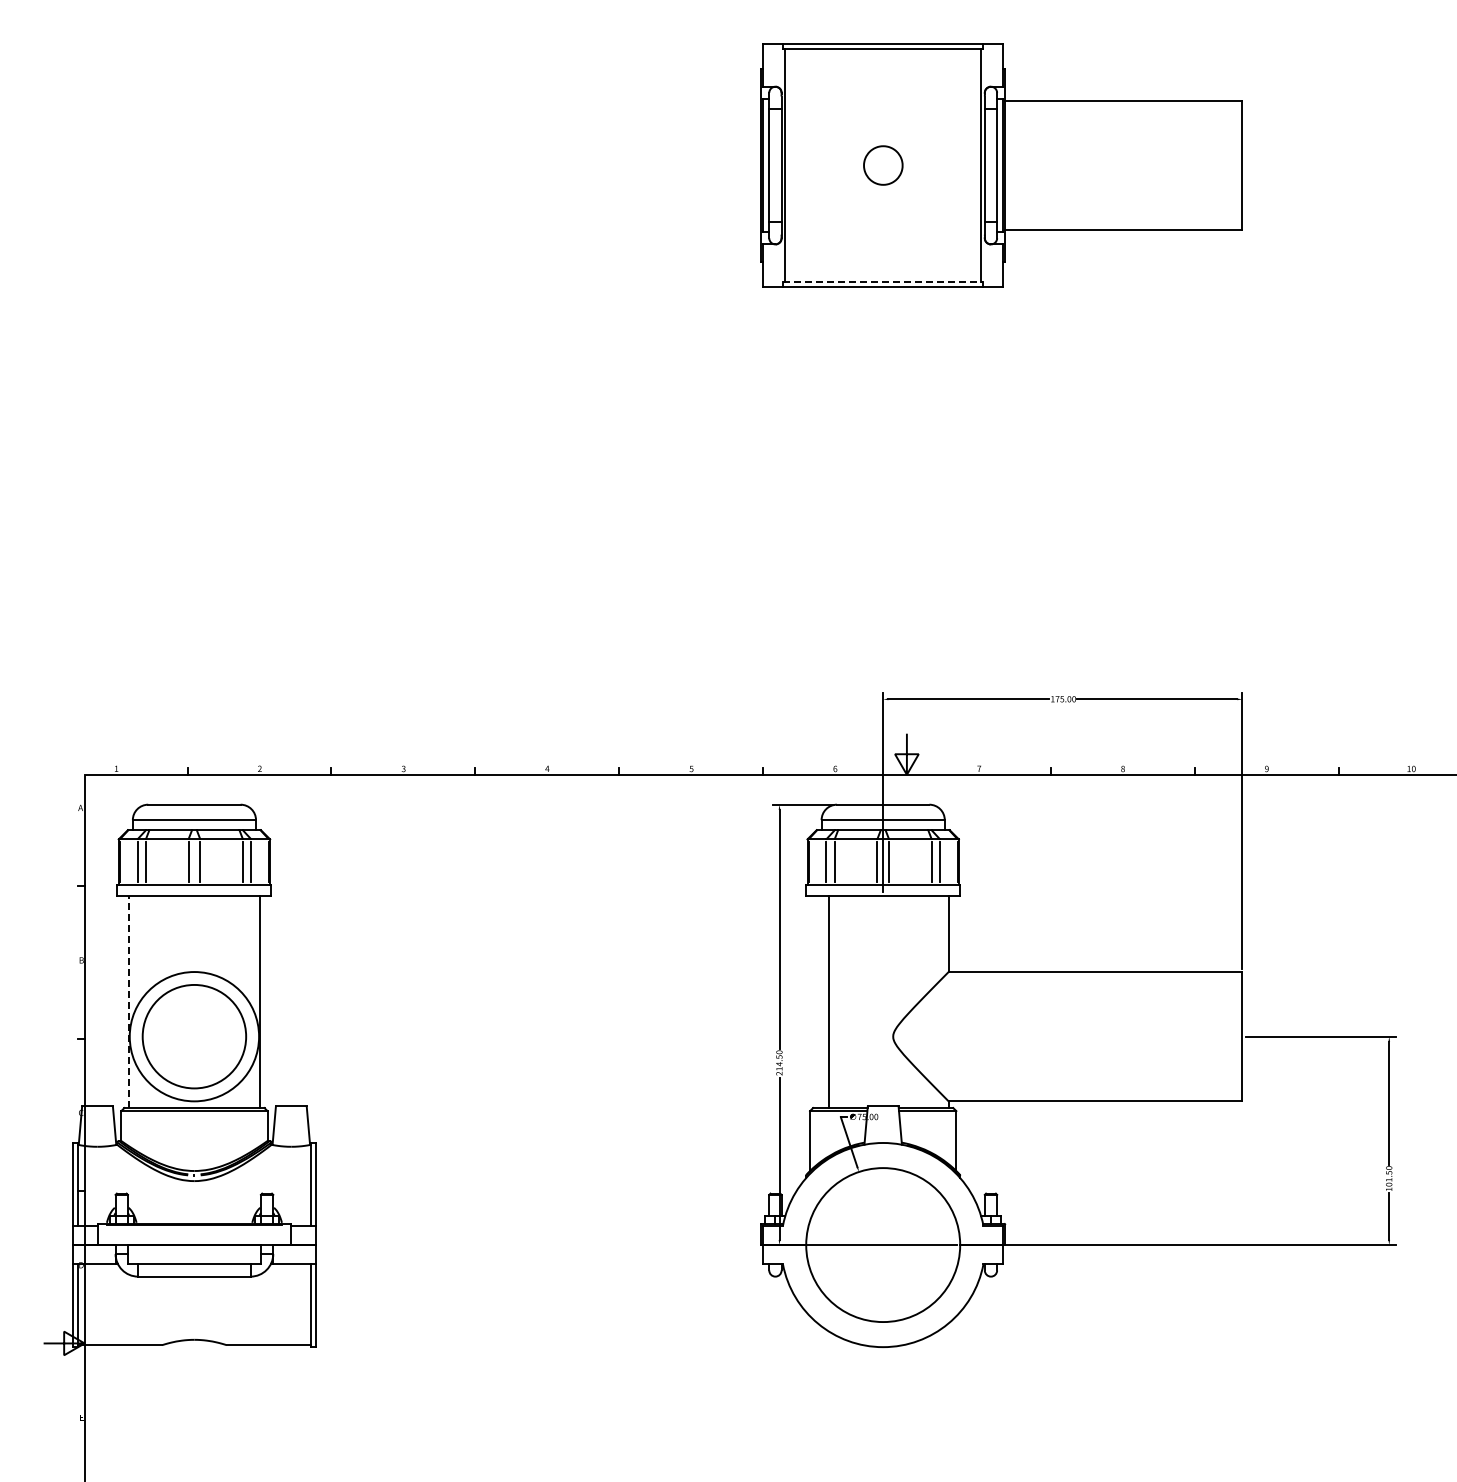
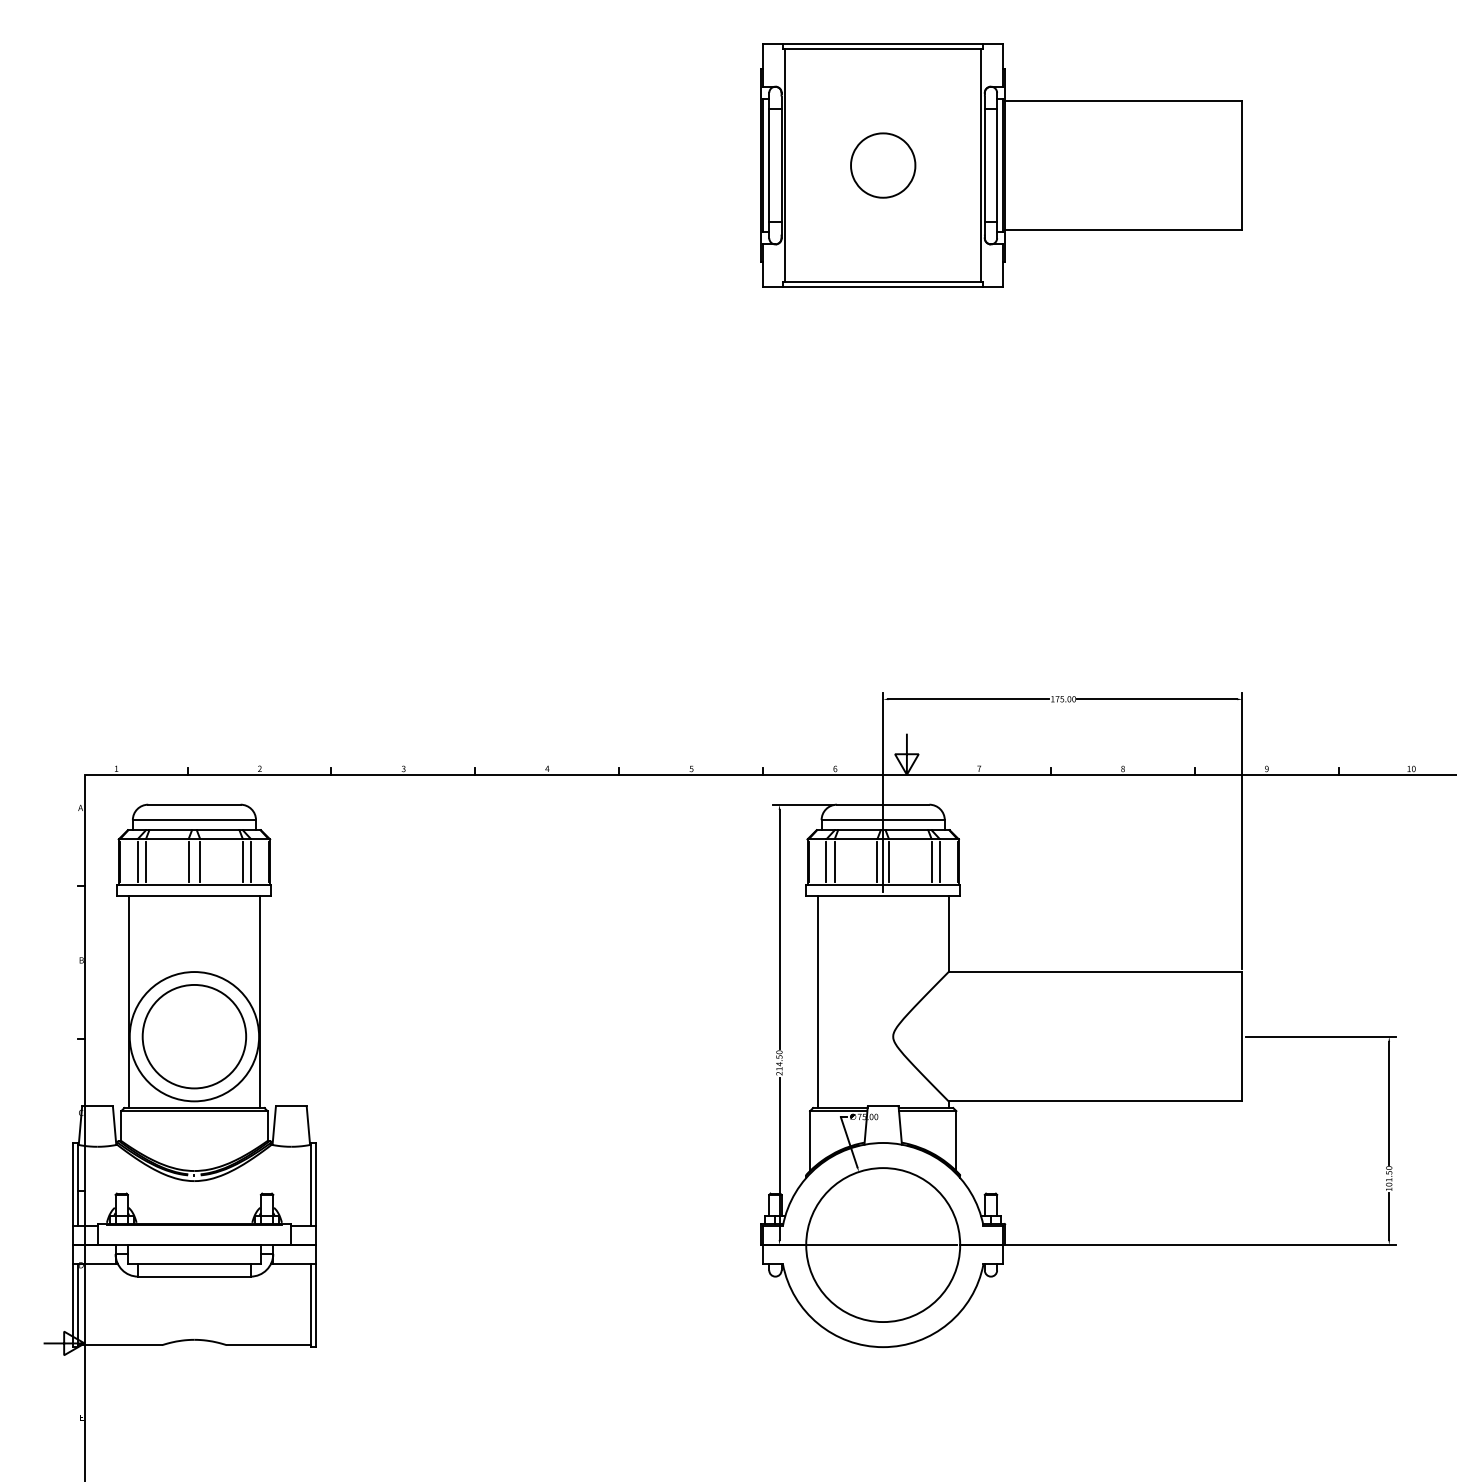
part size: 41x41 px -> 67x67 px (883, 165)
line: dashed -> solid (883, 281)
line: dashed -> solid (129, 1001)
line position: (828, 1001) -> (817, 1001) (817, 1001)
